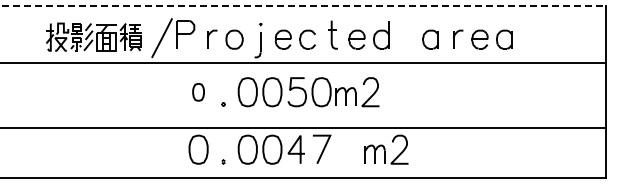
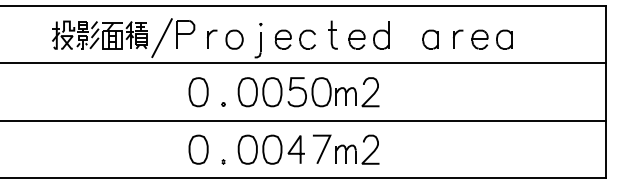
line: dashed -> solid (303, 5)
part position: (93, 36) -> (99, 34) (99, 34)
part size: 13x19 px -> 21x31 px (198, 92)
line position: (304, 127) -> (304, 120) (304, 120)
part position: (386, 149) -> (357, 149) (357, 149)
